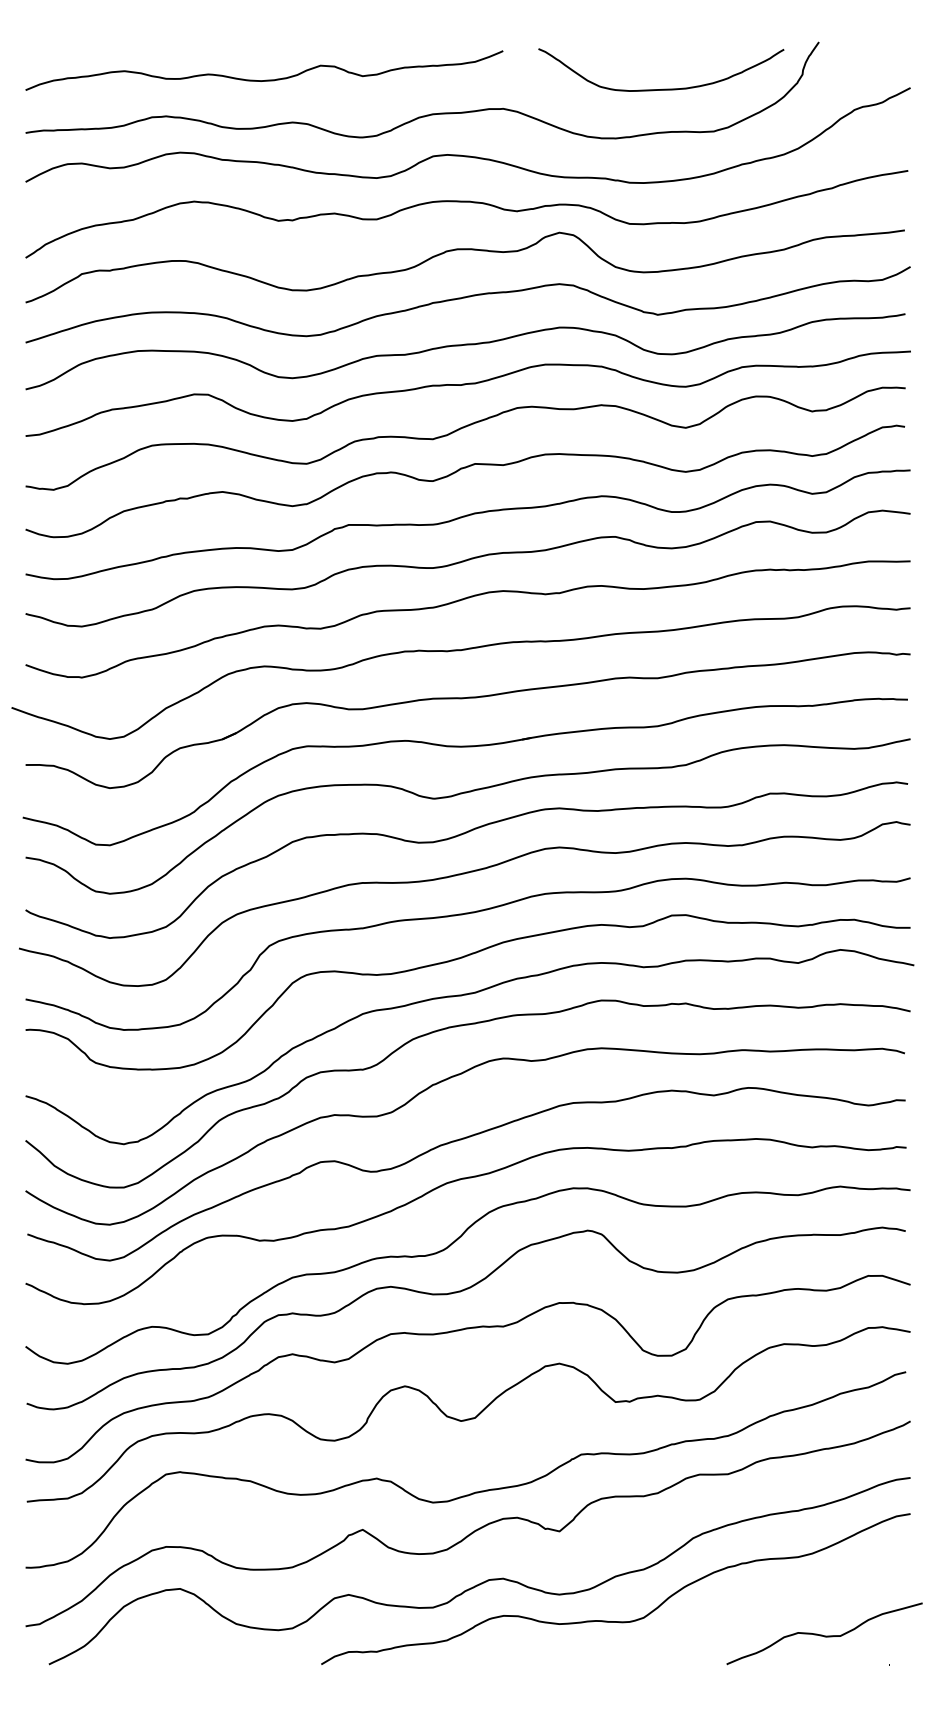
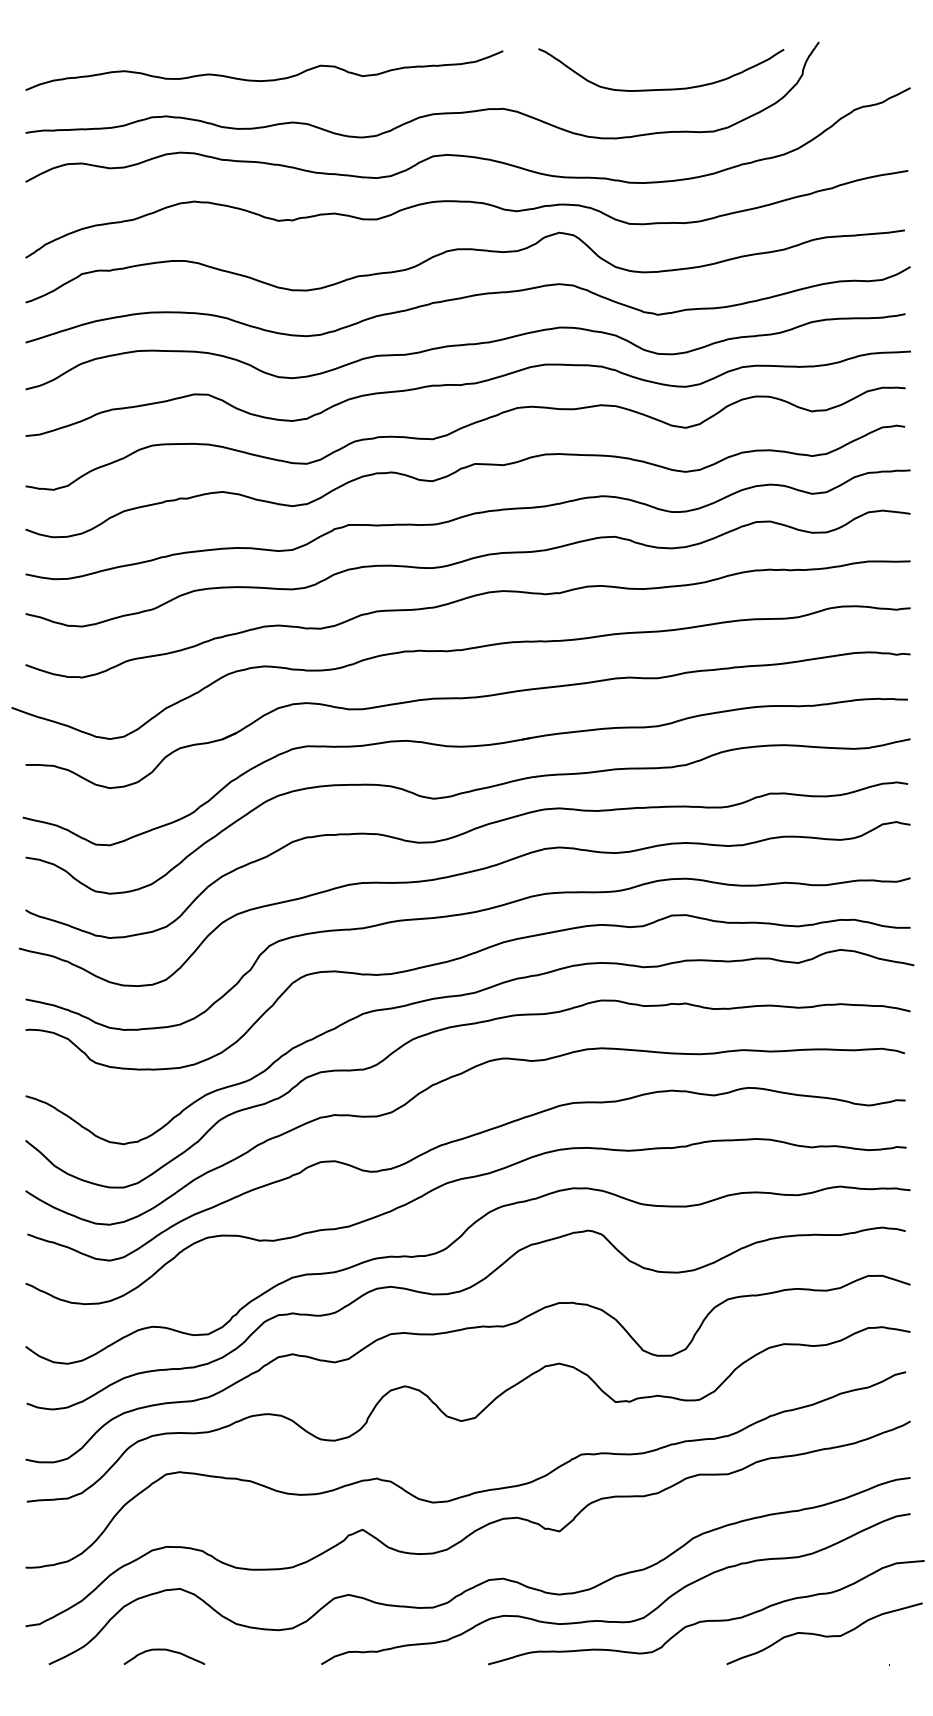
curve: none -> present (706, 1620)
curve: none -> present (164, 1650)
